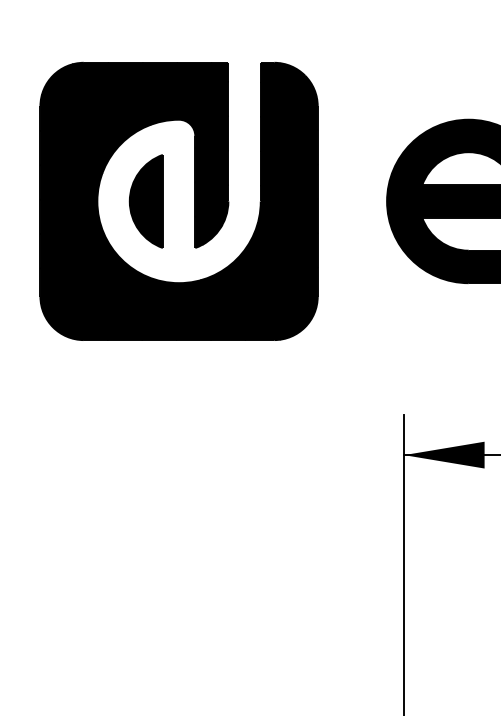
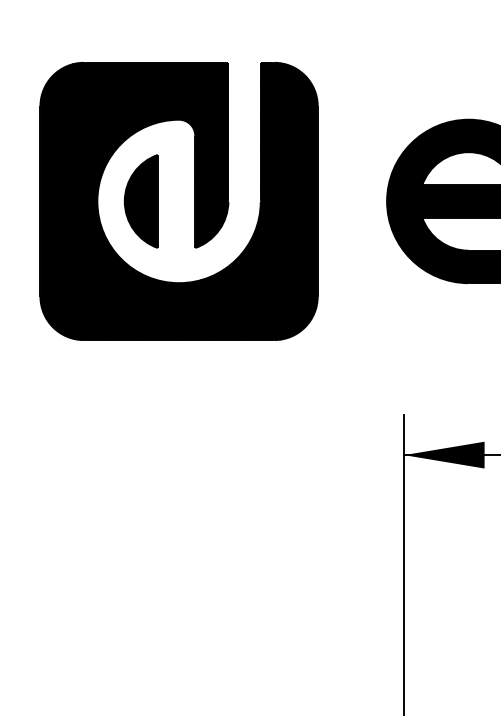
part position: (145, 201) -> (140, 201) (140, 201)
